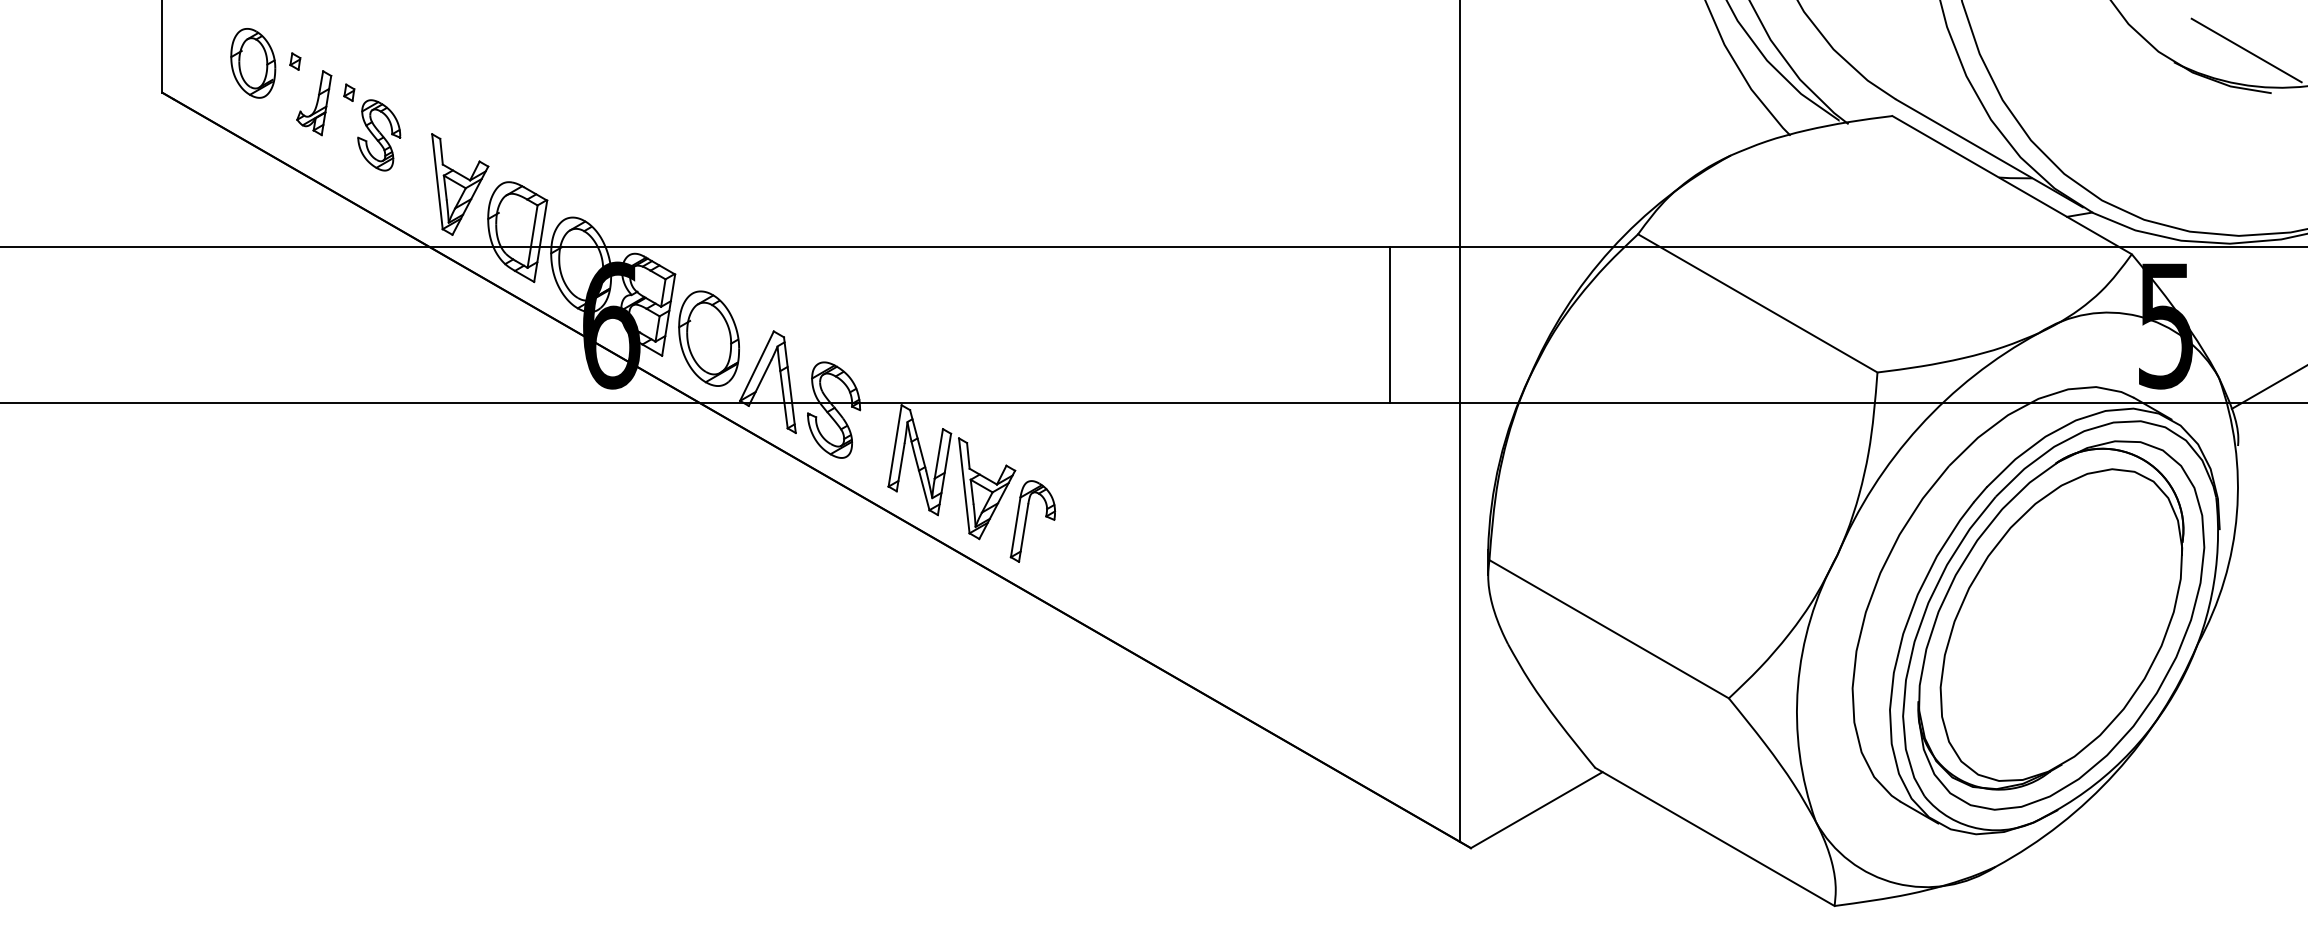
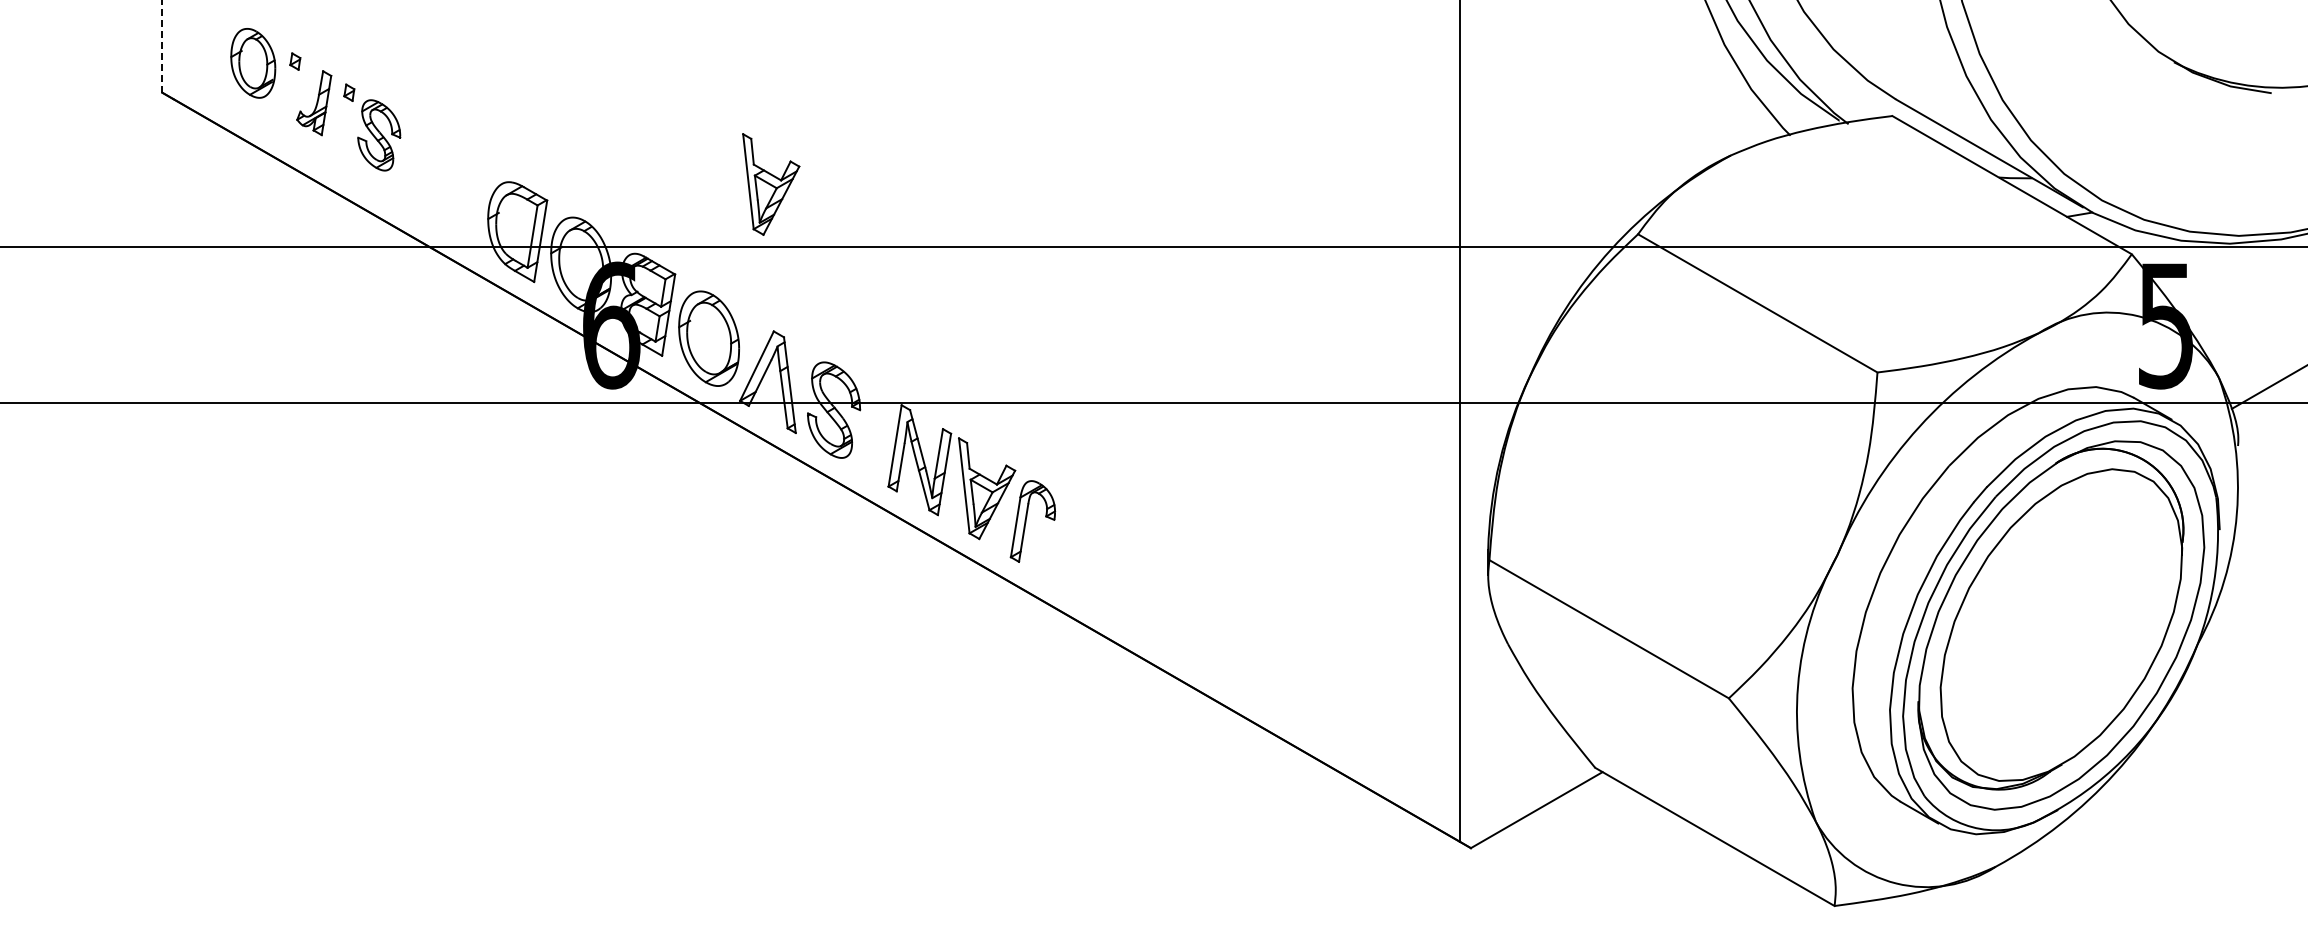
line: solid -> dashed (162, 46)
line: present -> none (2246, 50)
part position: (460, 184) -> (771, 184) (771, 184)
line: present -> none (1390, 324)
